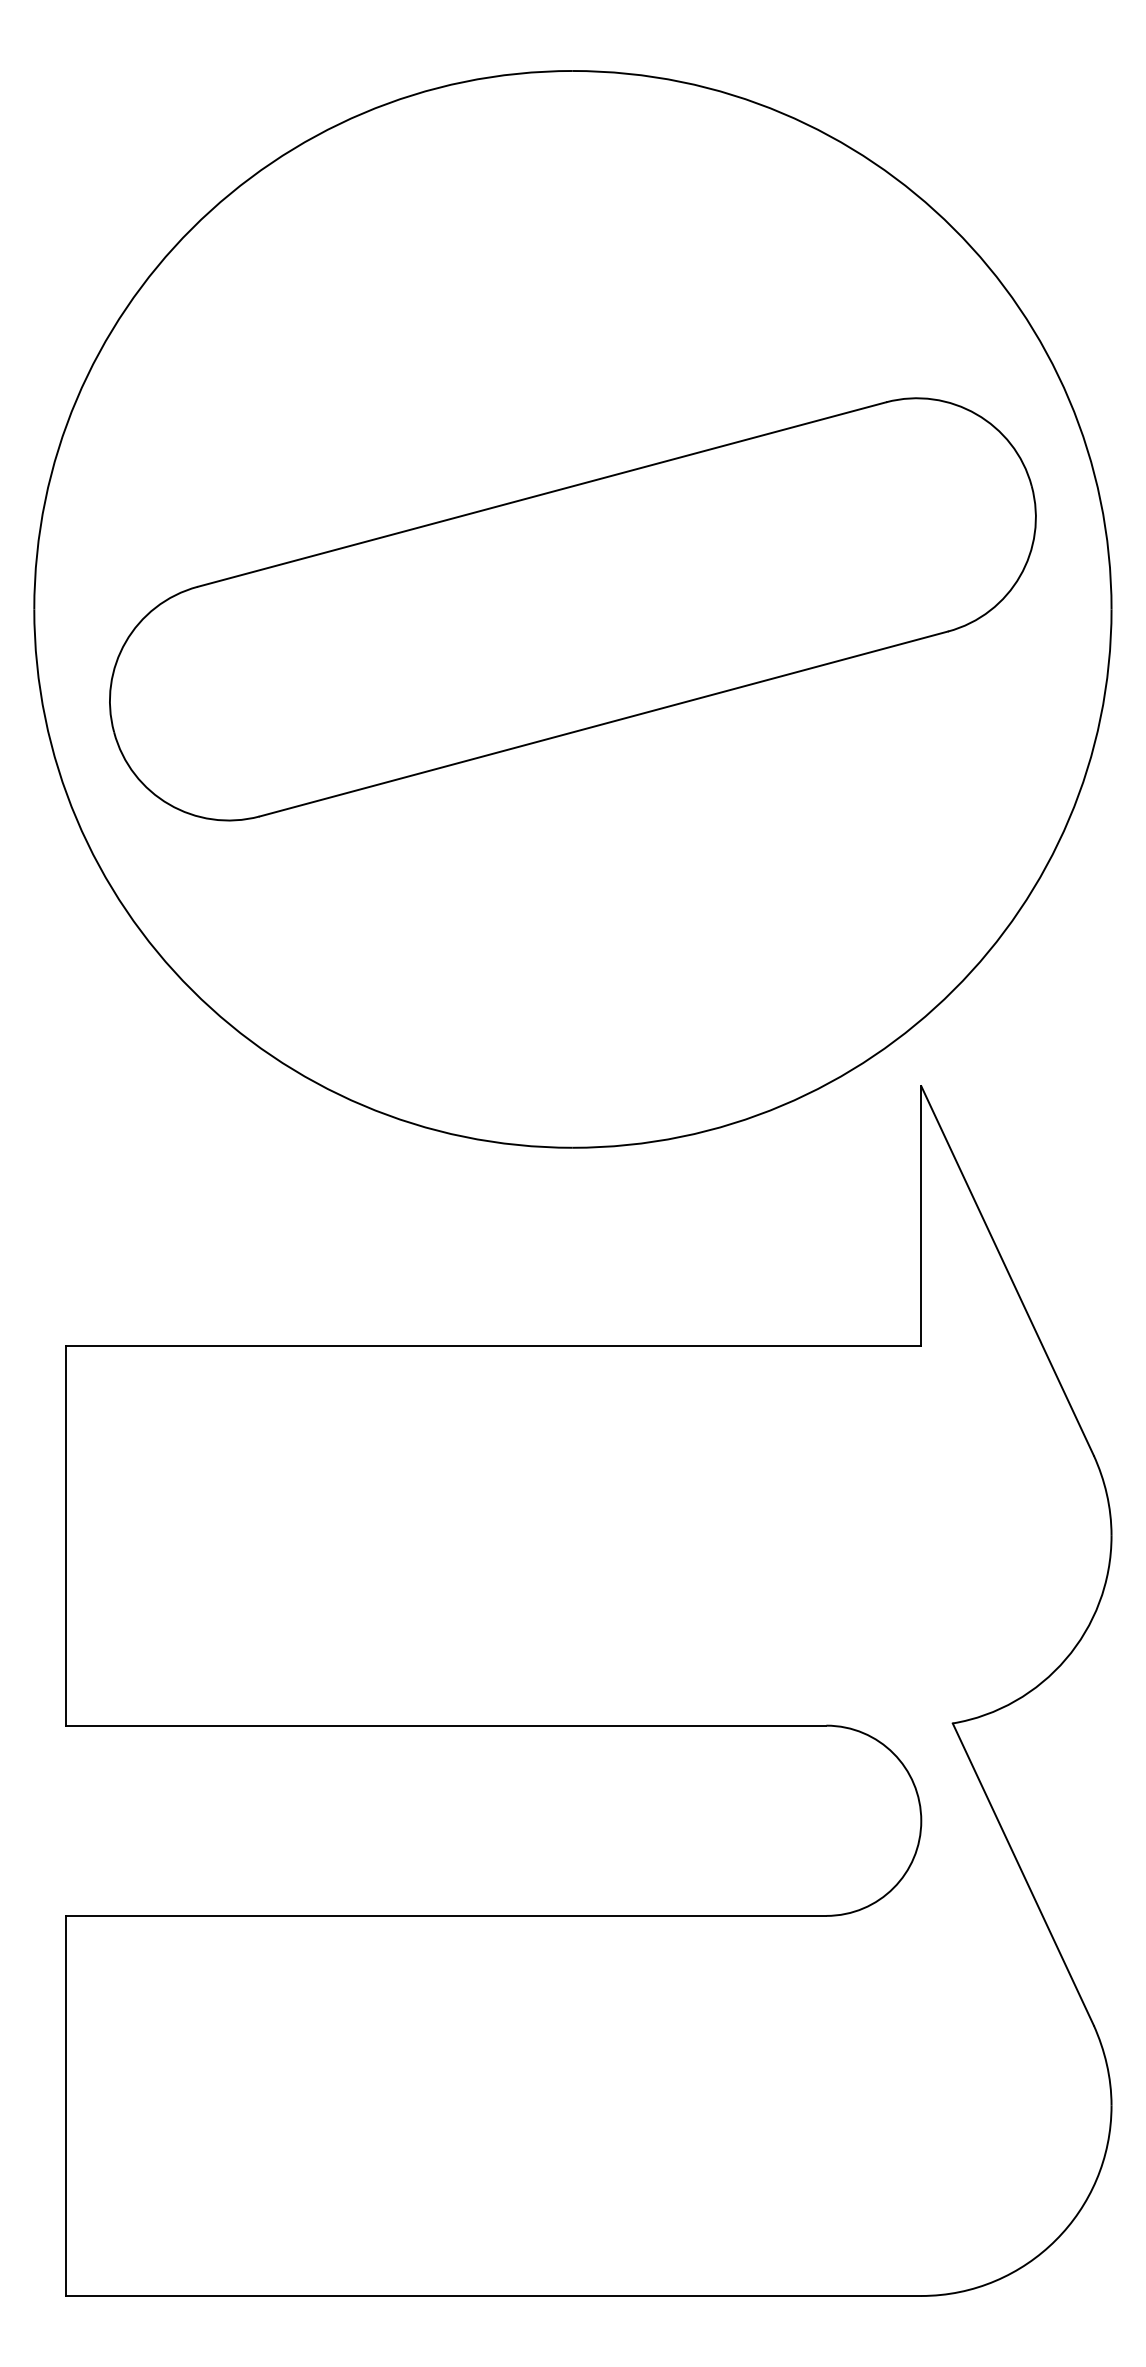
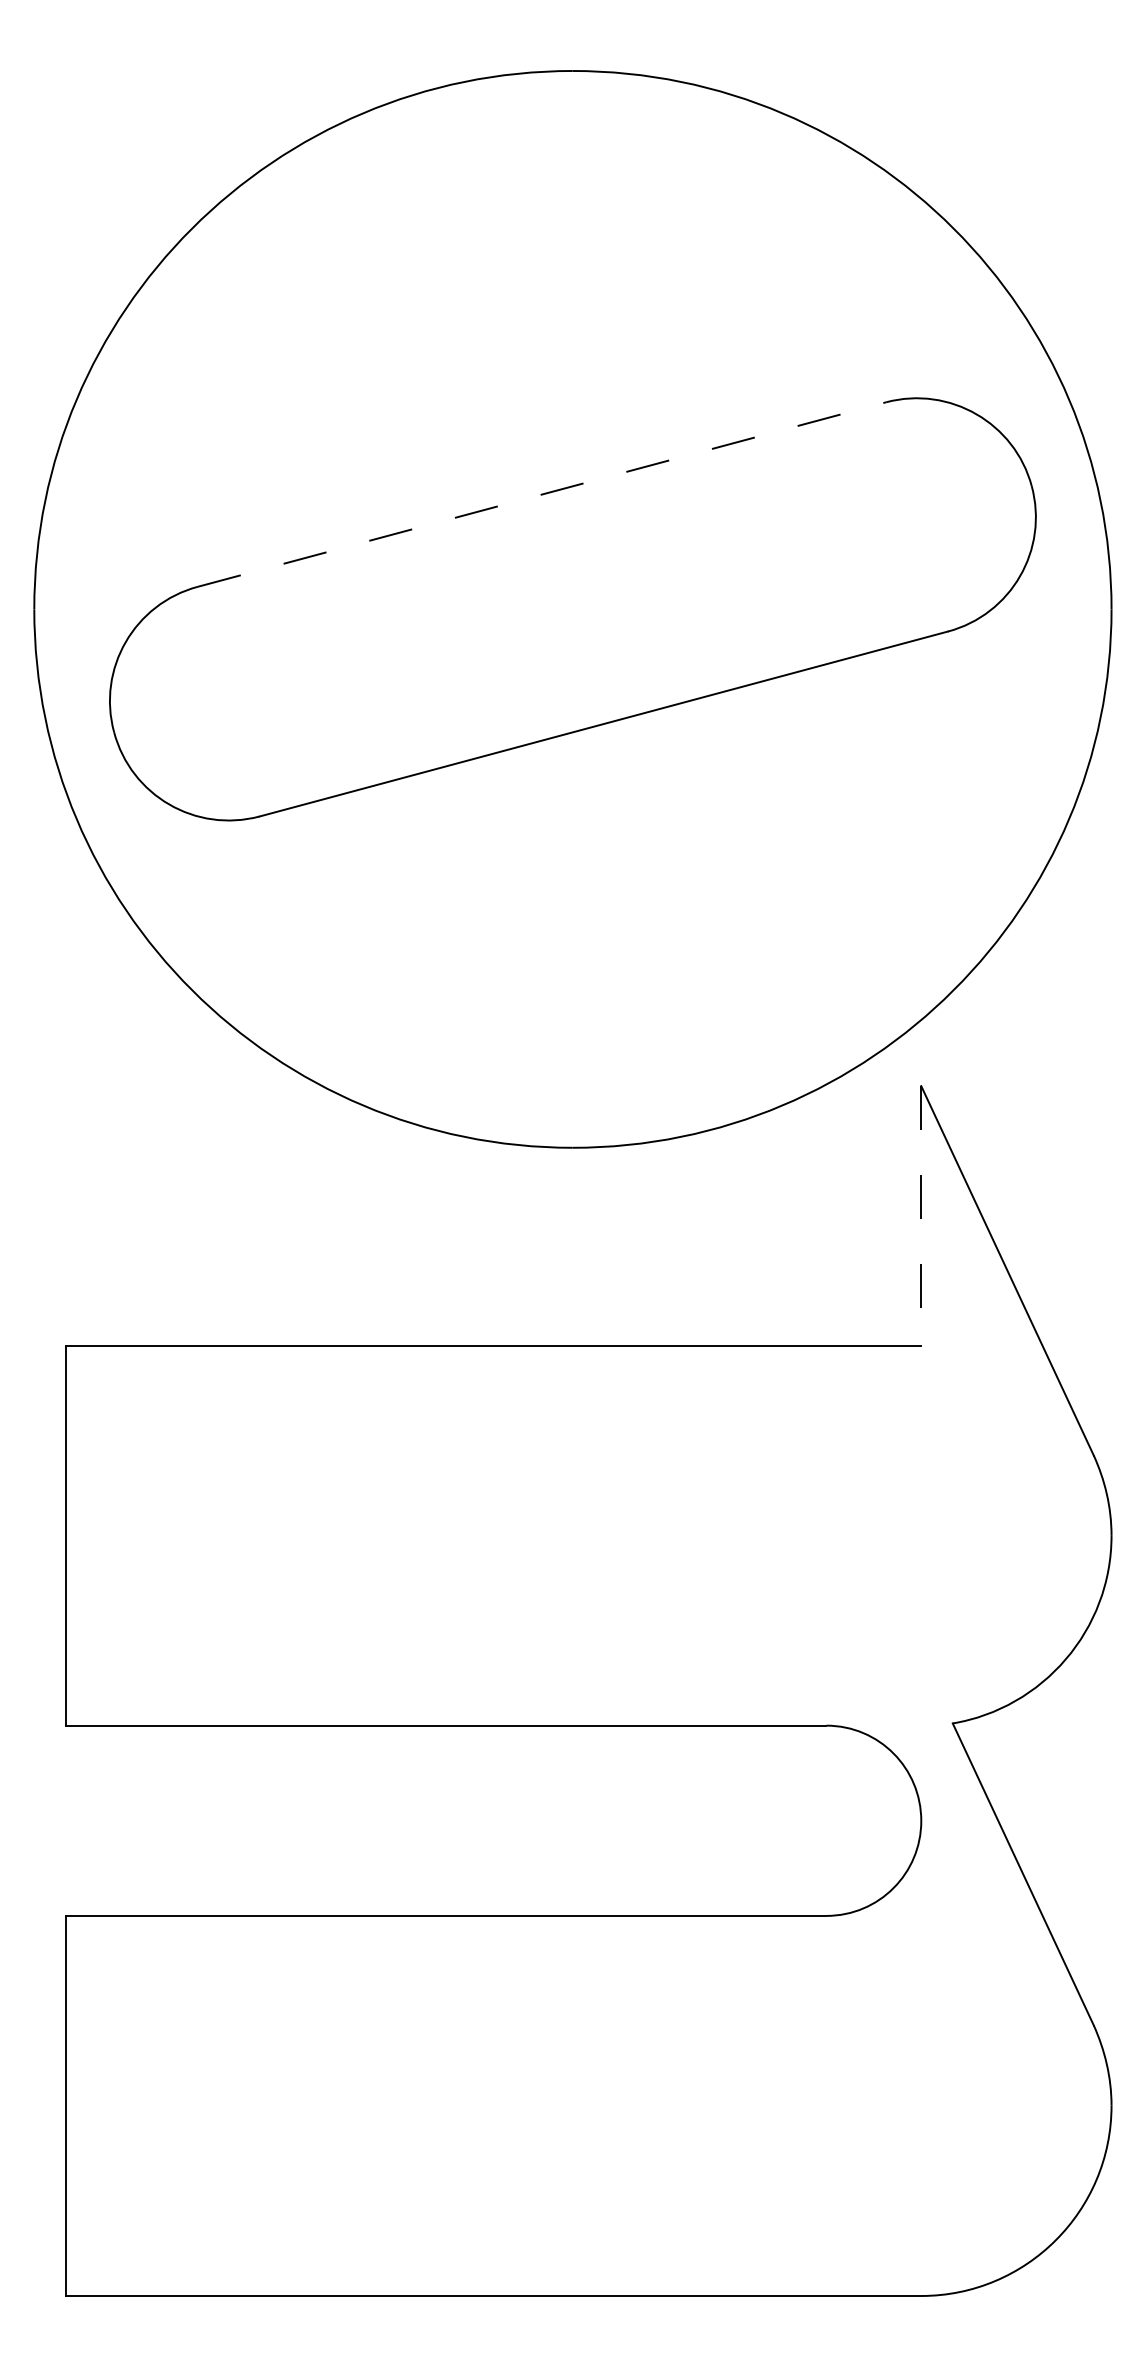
line: solid -> dashed (542, 494)
line: solid -> dashed (921, 1215)
